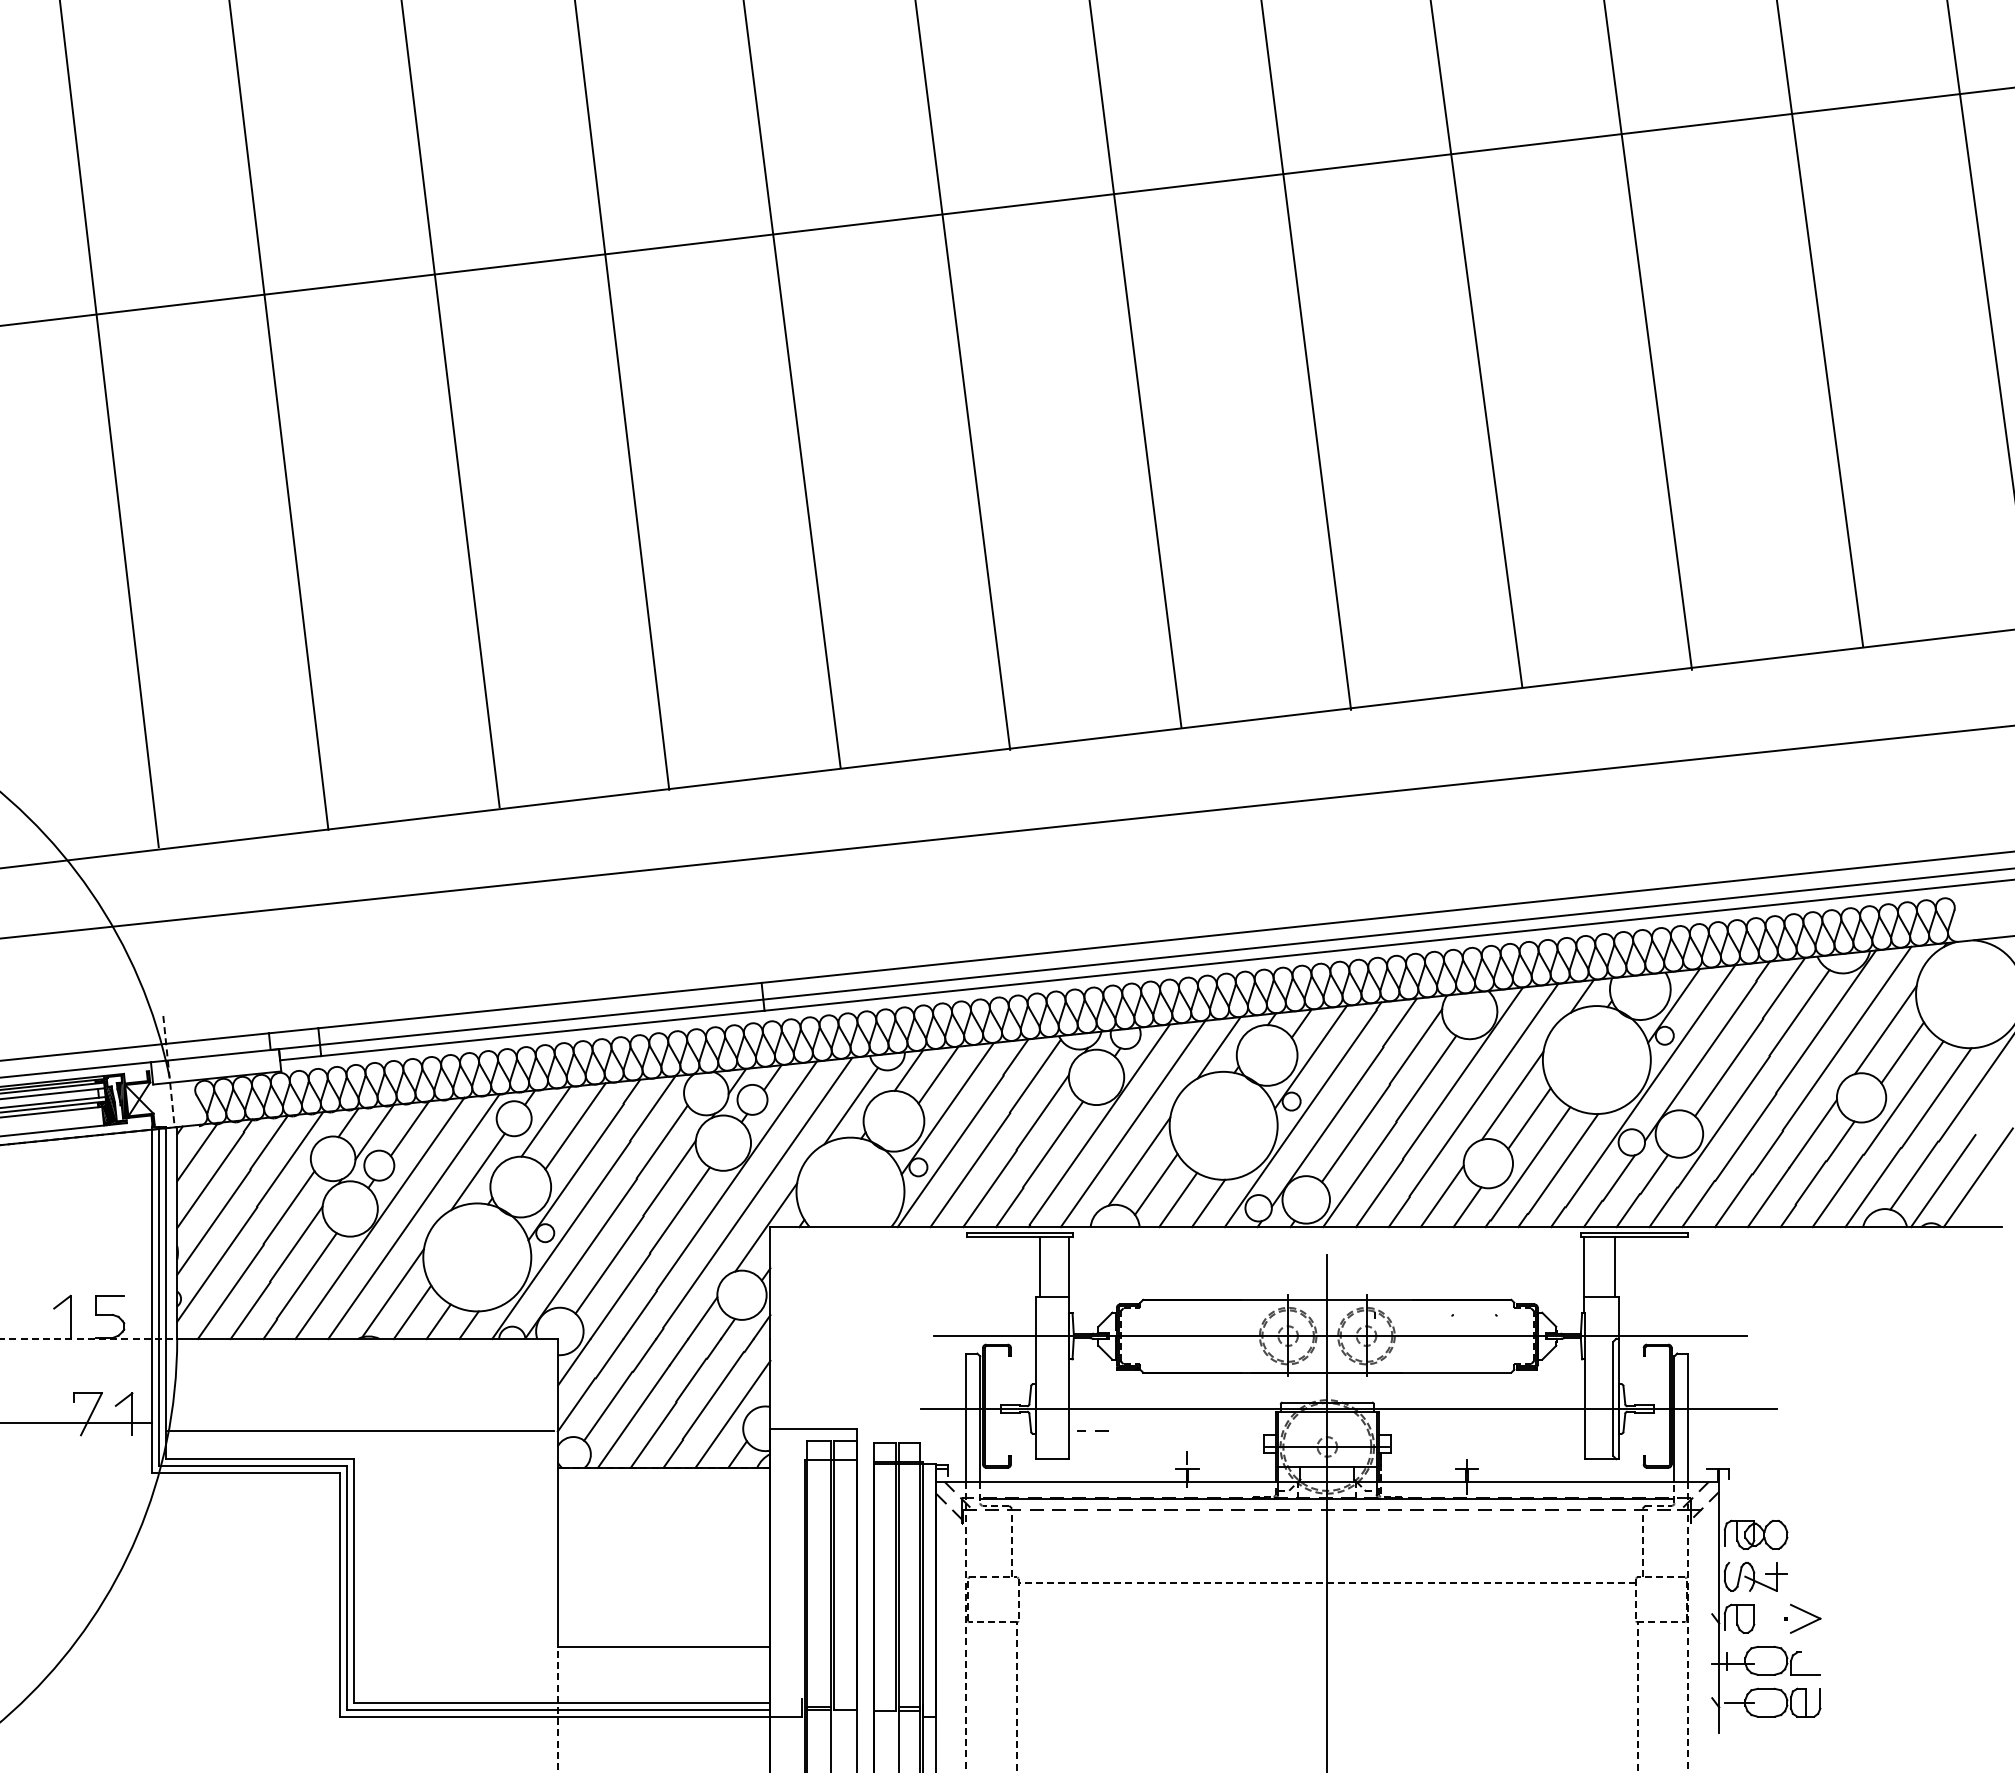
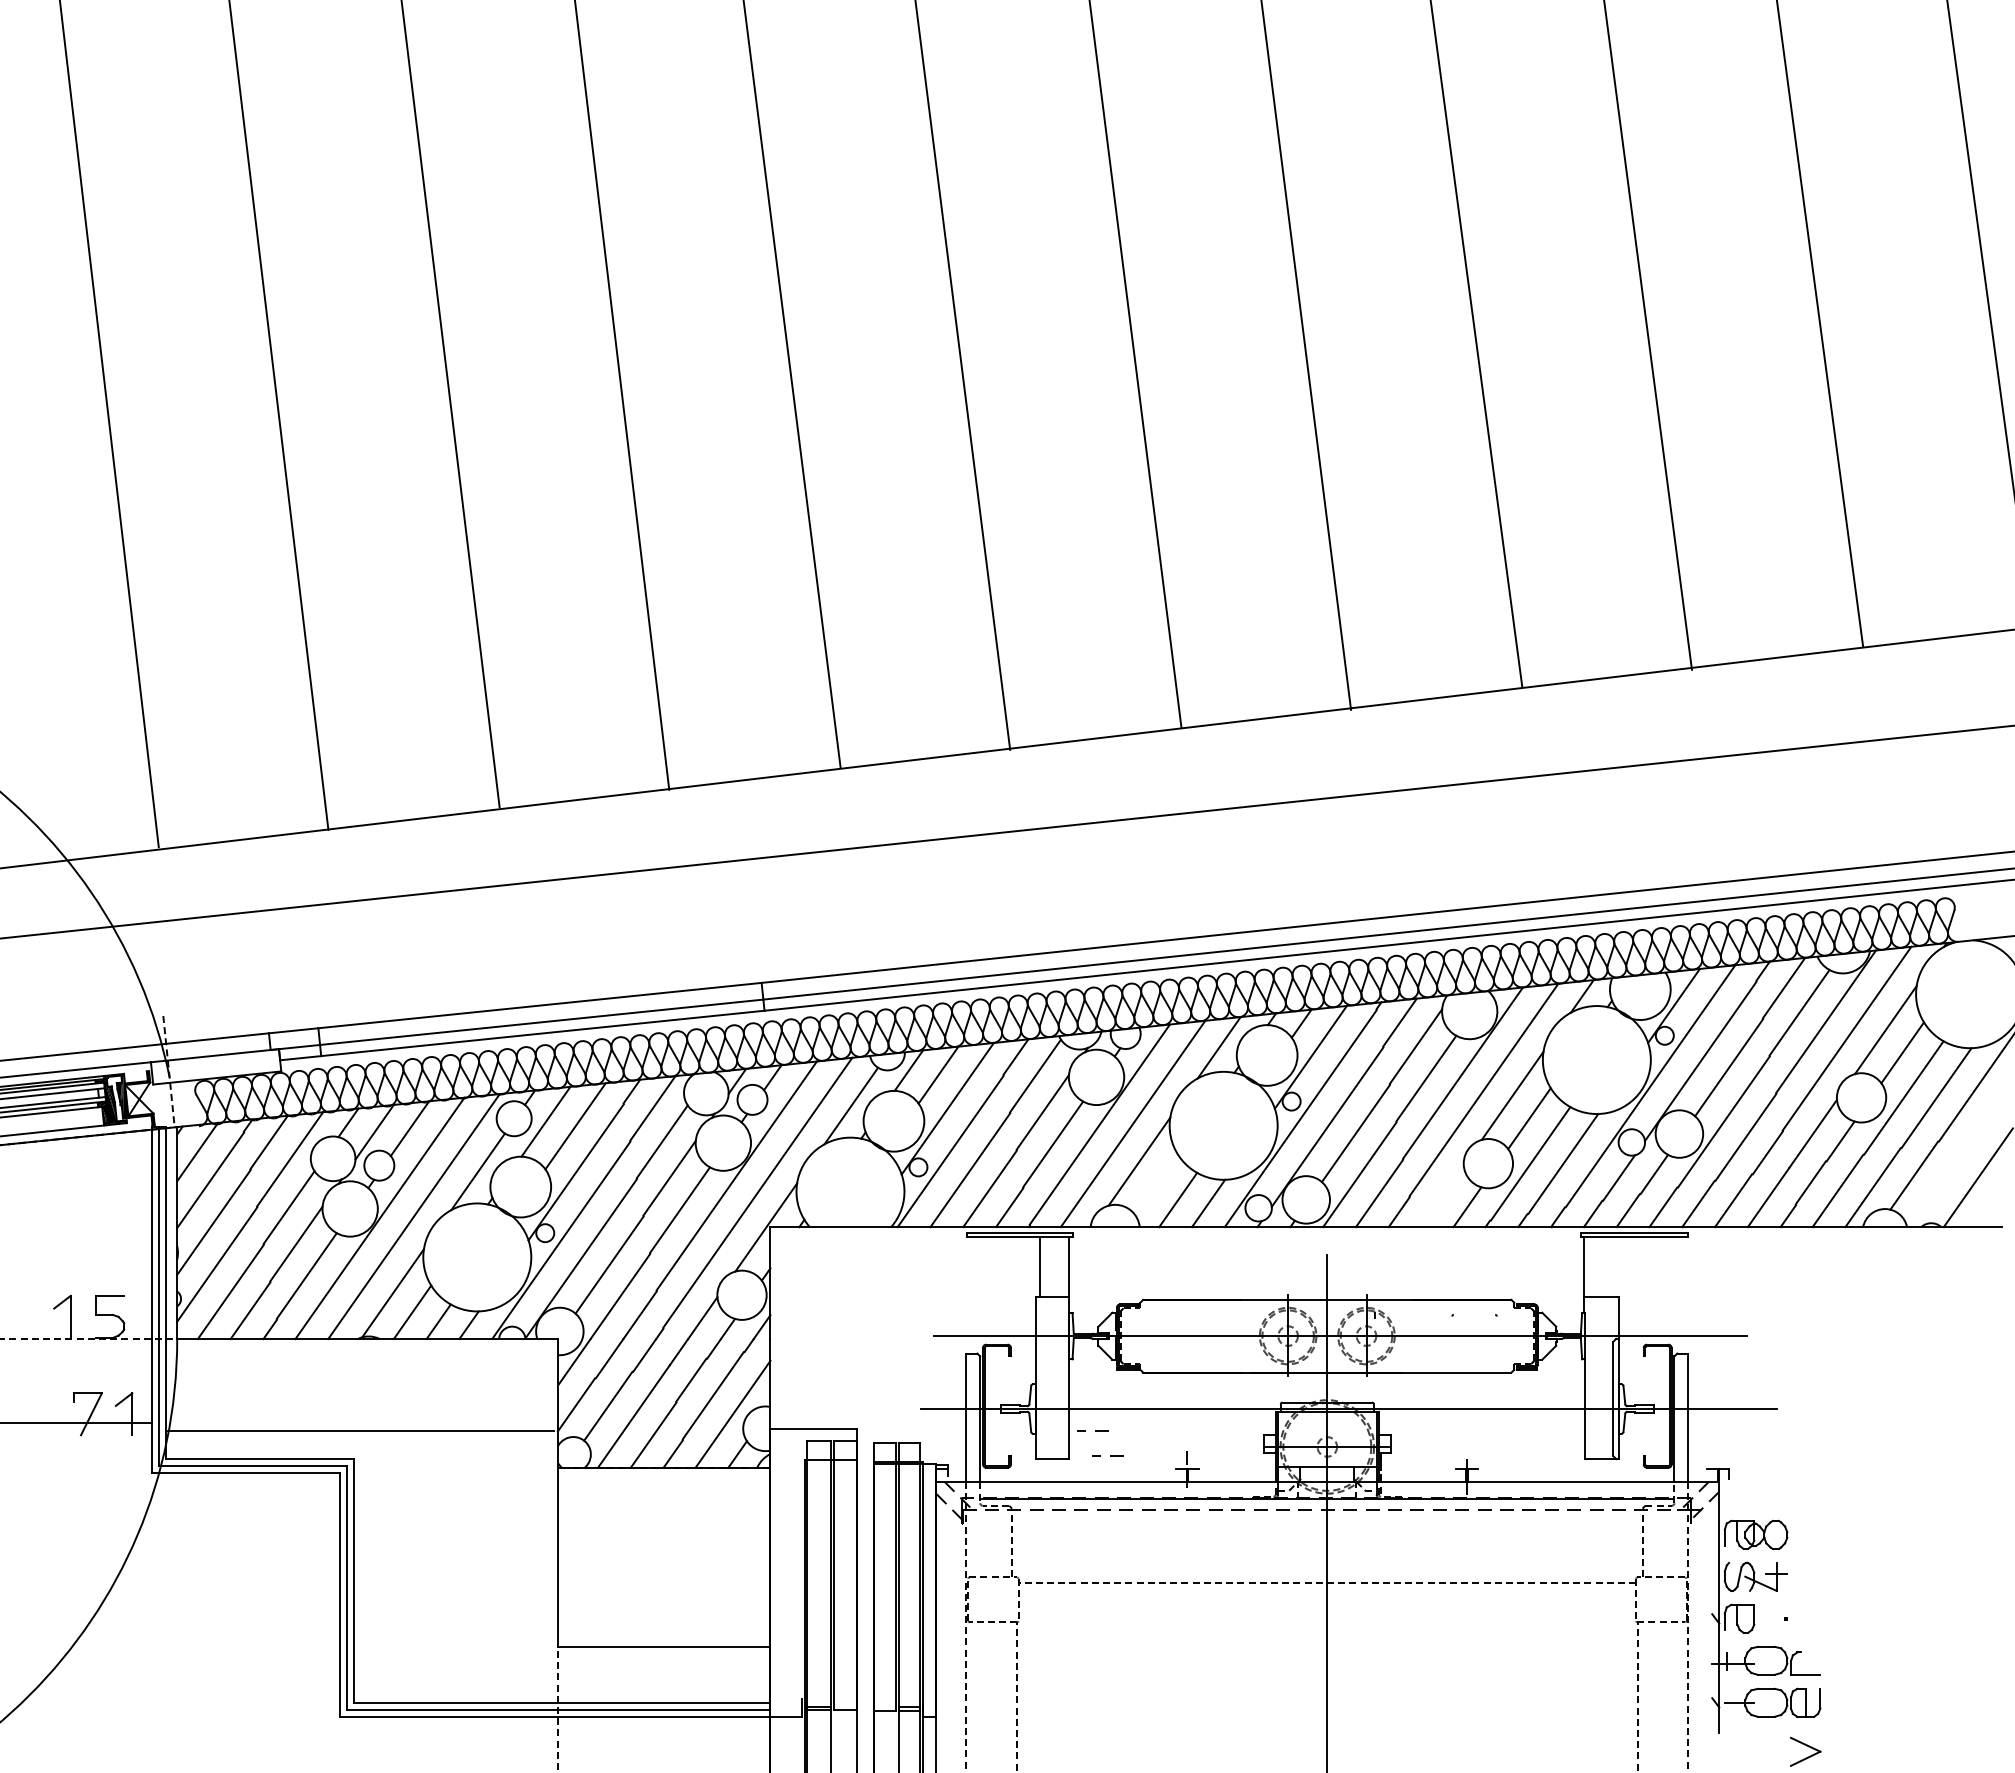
line: present -> none (1006, 206)
line: present -> none (1943, 1181)
line: present -> none (1156, 1184)
line: present -> none (1441, 1196)
line: present -> none (1614, 1266)
line: none -> present (1110, 1455)
part position: (1805, 1618) -> (1805, 1751) (1805, 1751)
